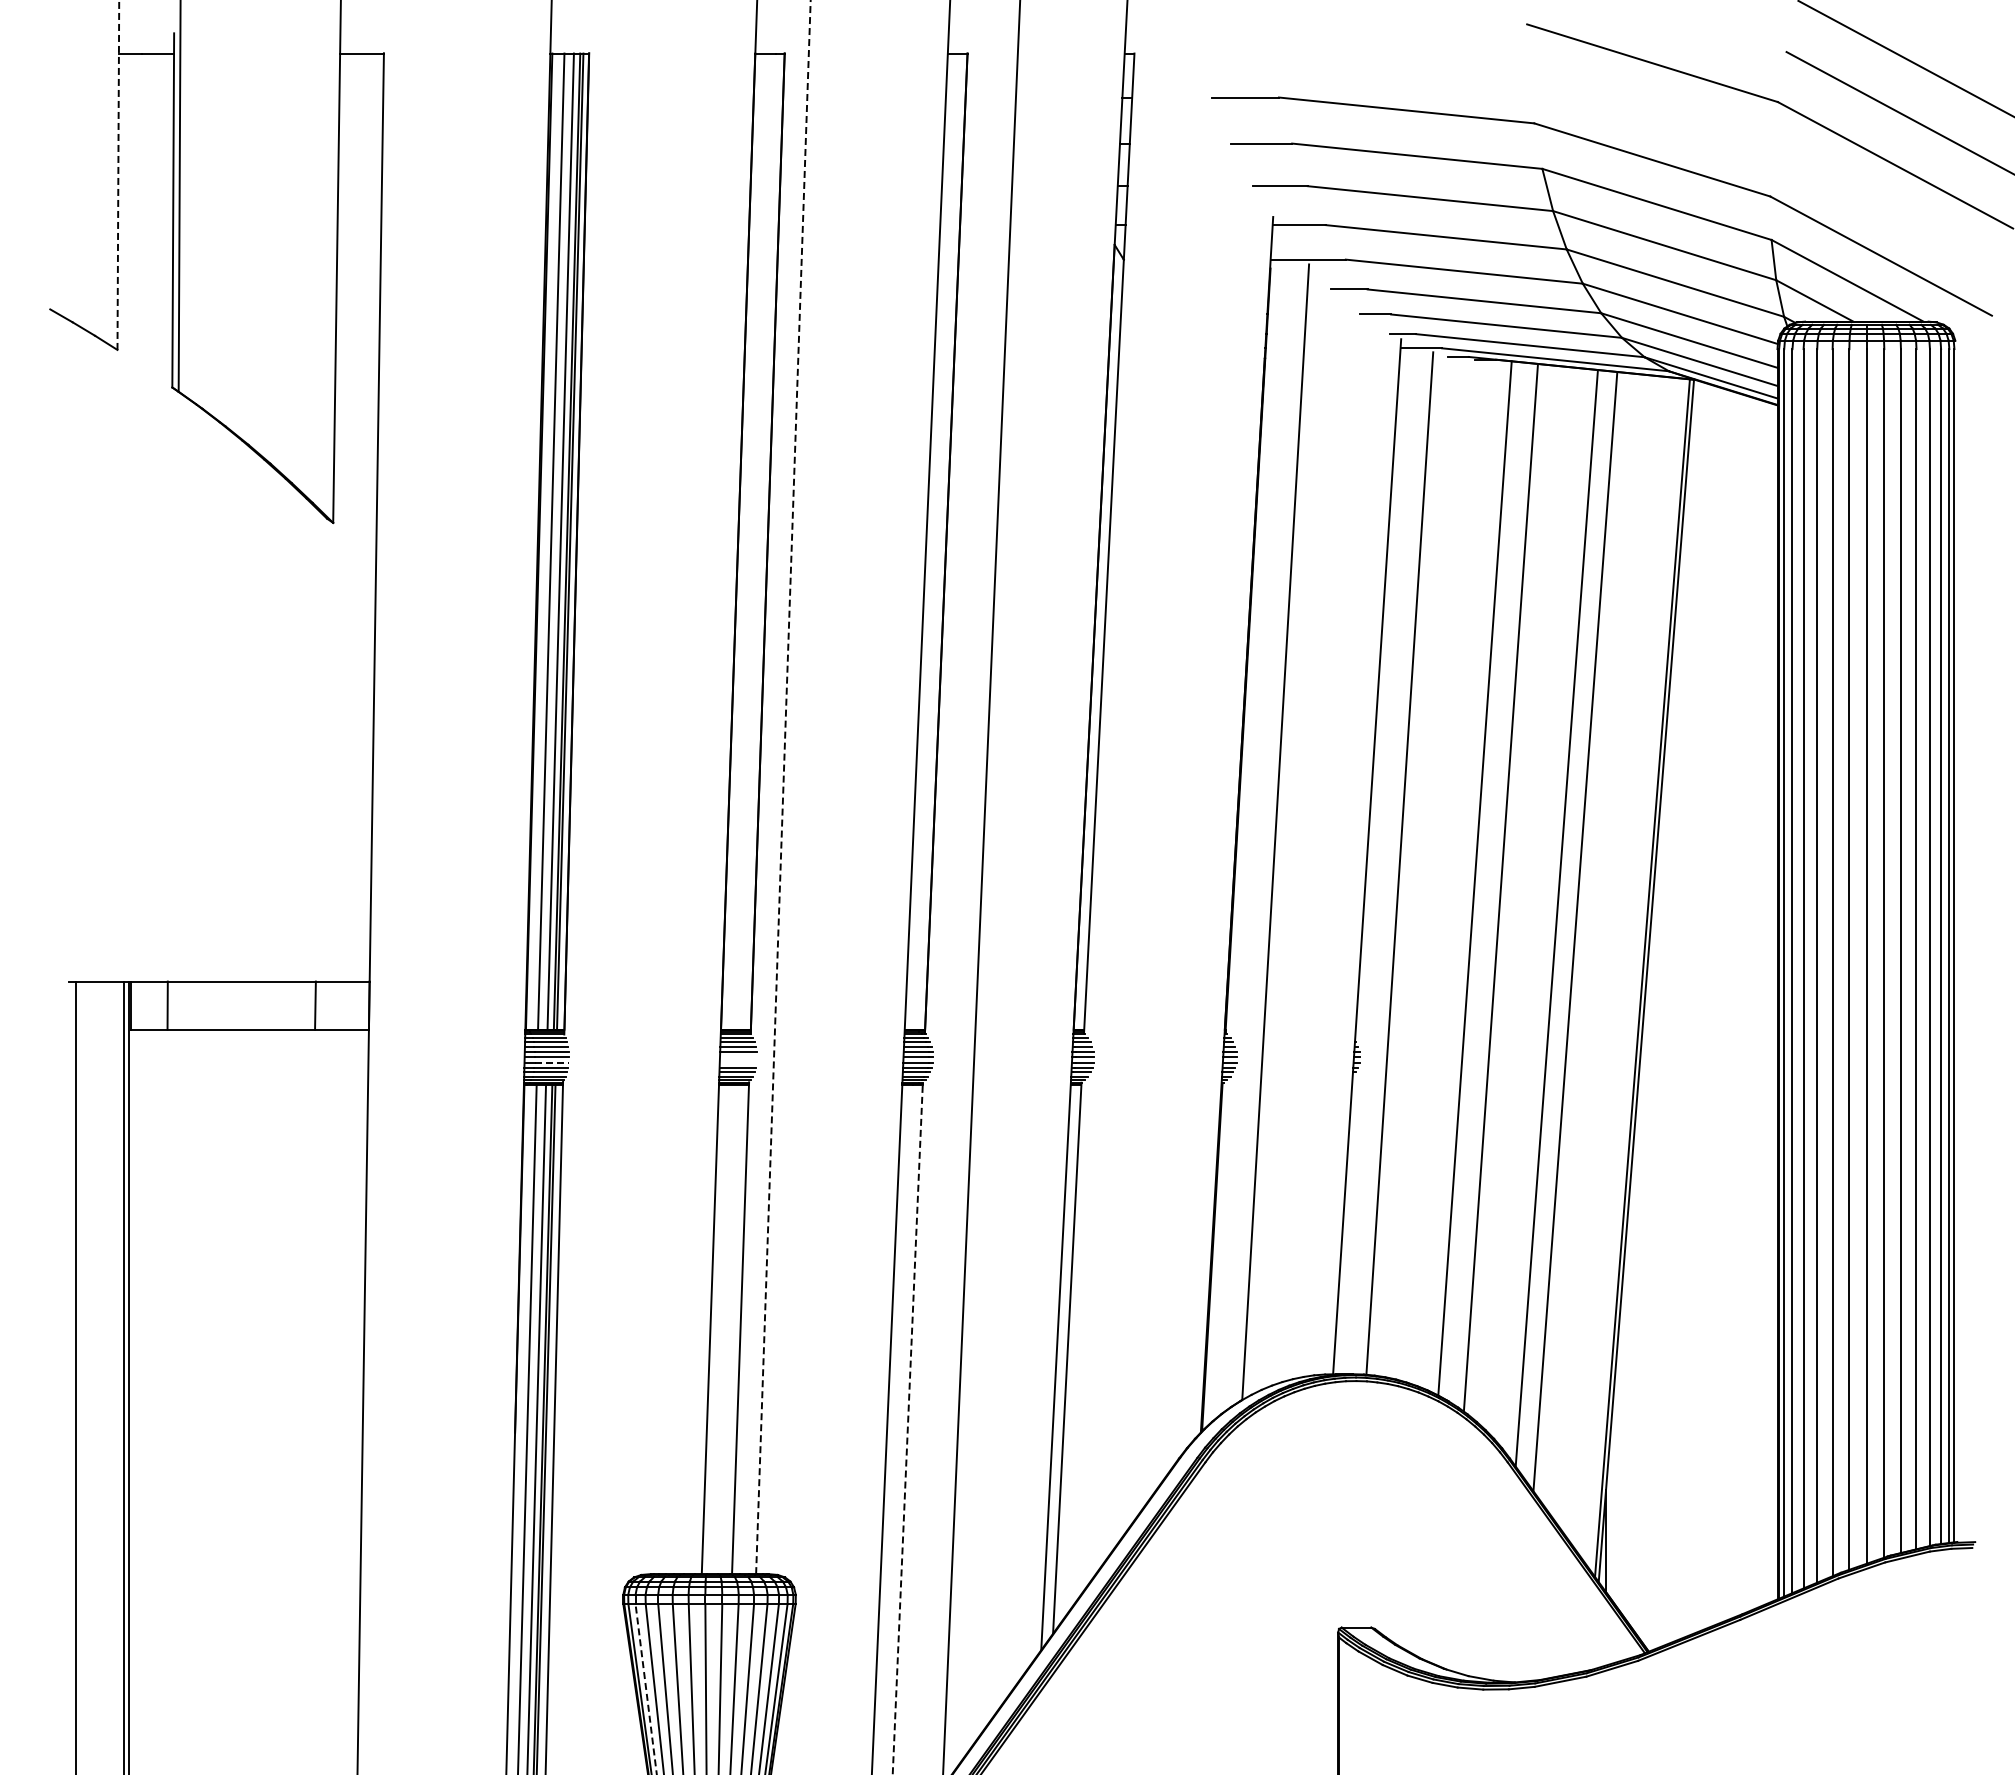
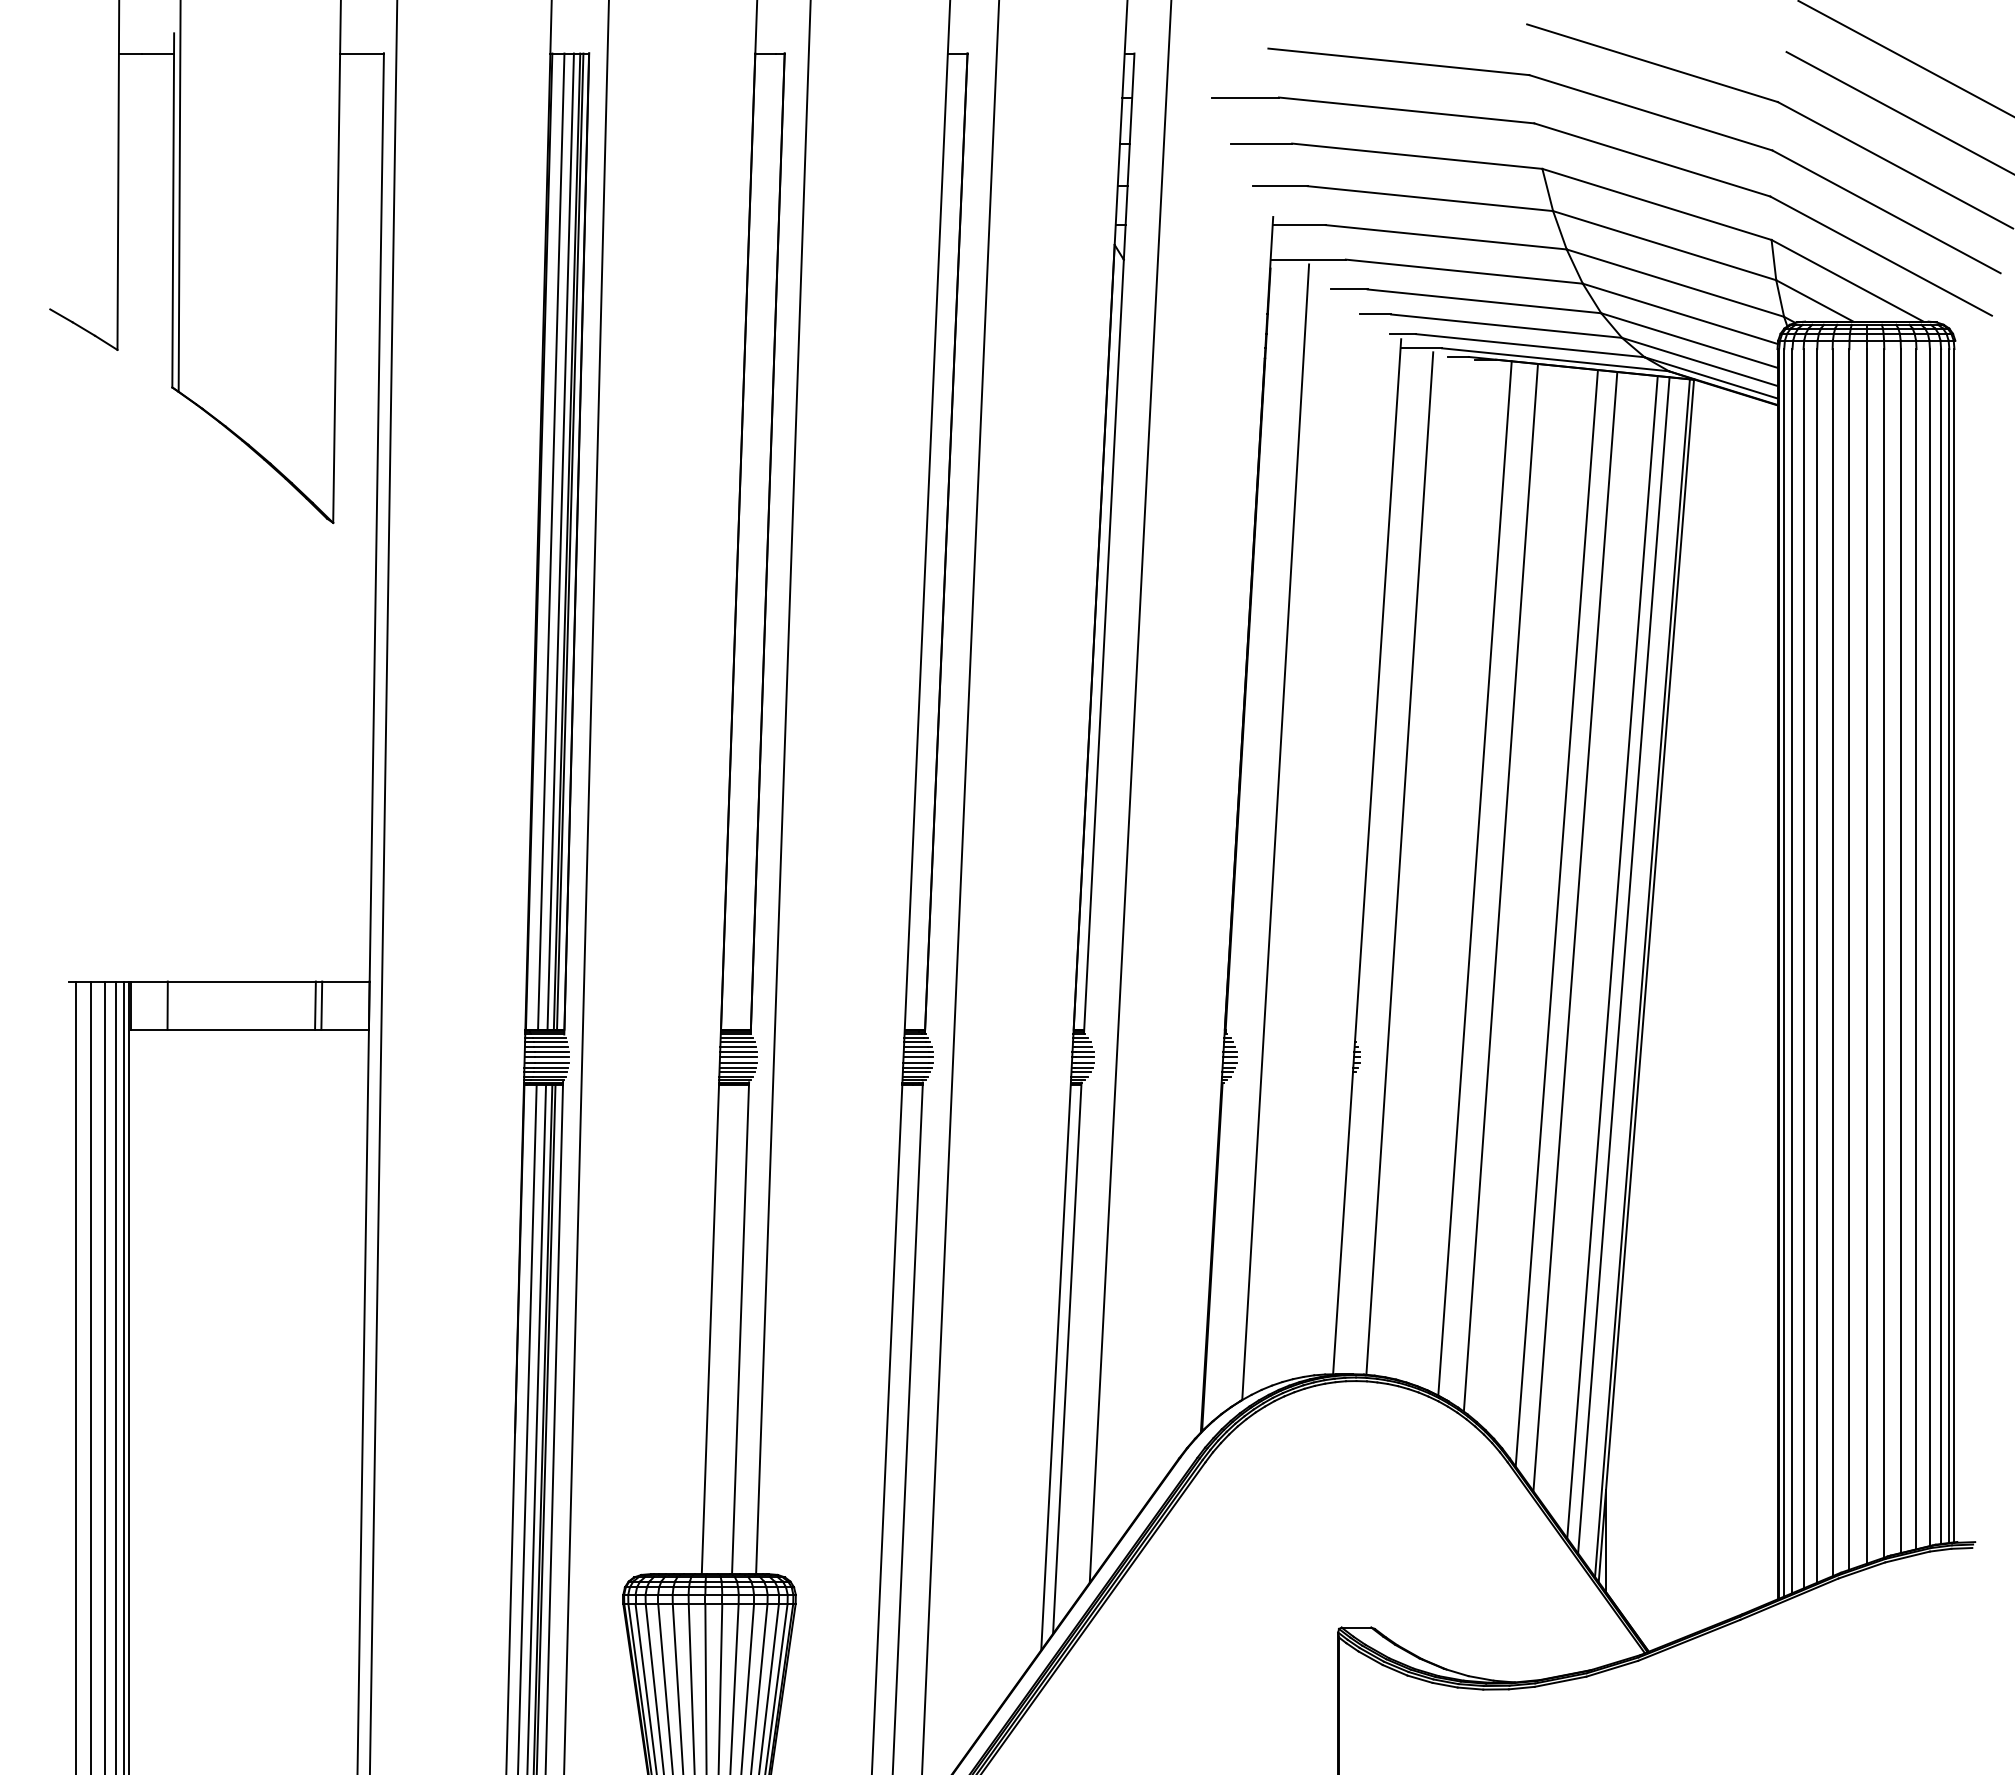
part: none -> present (1645, 112)
line: dashed -> solid (118, 174)
line: dashed -> solid (783, 786)
line: none -> present (1130, 792)
line: none -> present (383, 886)
line: none -> present (586, 886)
line position: (981, 886) -> (960, 886) (960, 886)
line: none -> present (1612, 957)
line: none -> present (1623, 965)
line: none -> present (321, 1005)
line: none -> present (738, 1057)
line: dashed -> solid (551, 1062)
line: none -> present (737, 1062)
line: none -> present (91, 1376)
line: none -> present (104, 1376)
line: none -> present (115, 1376)
line: dashed -> solid (907, 1427)
line: dashed -> solid (646, 1689)
